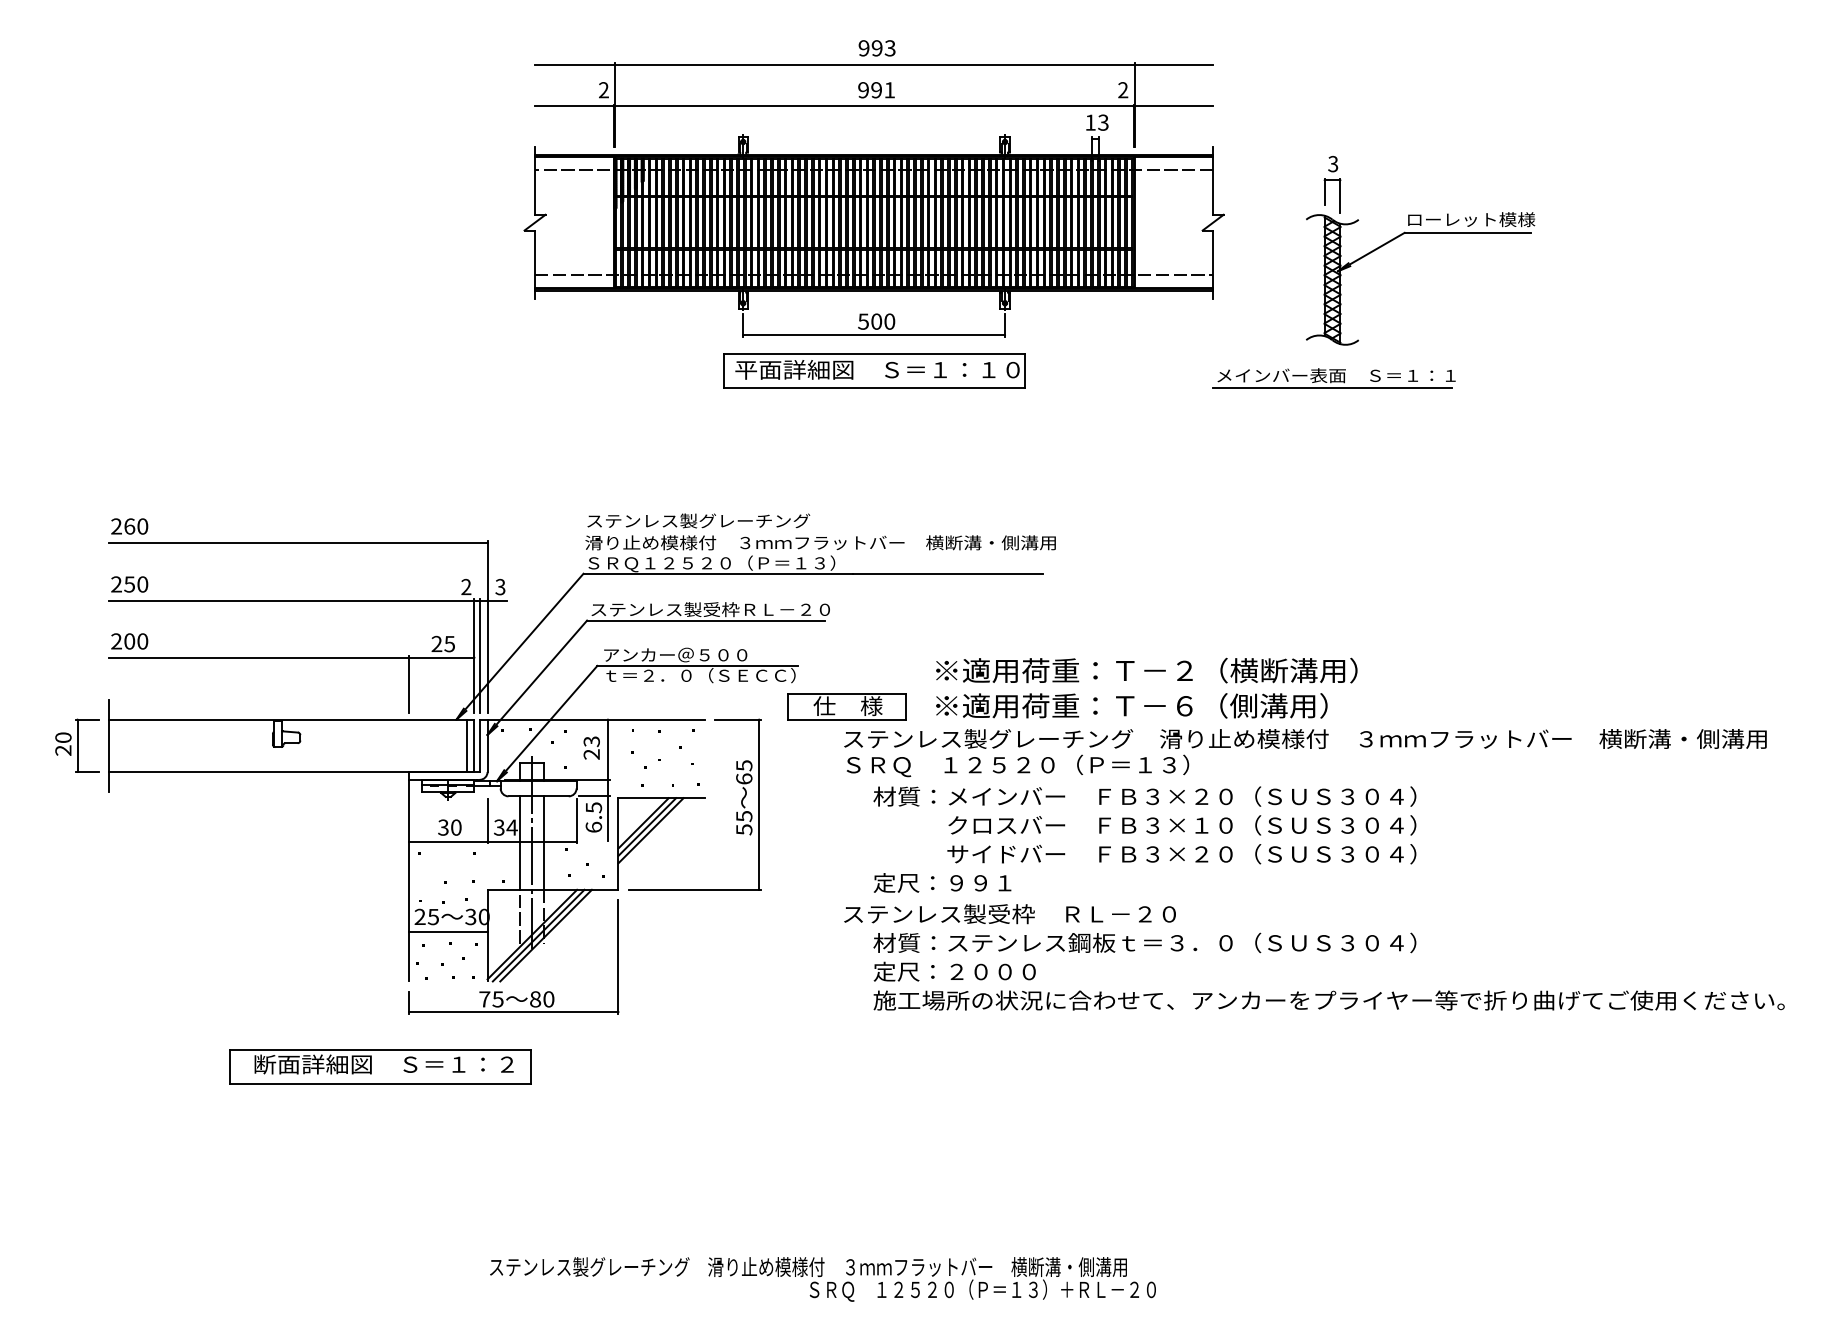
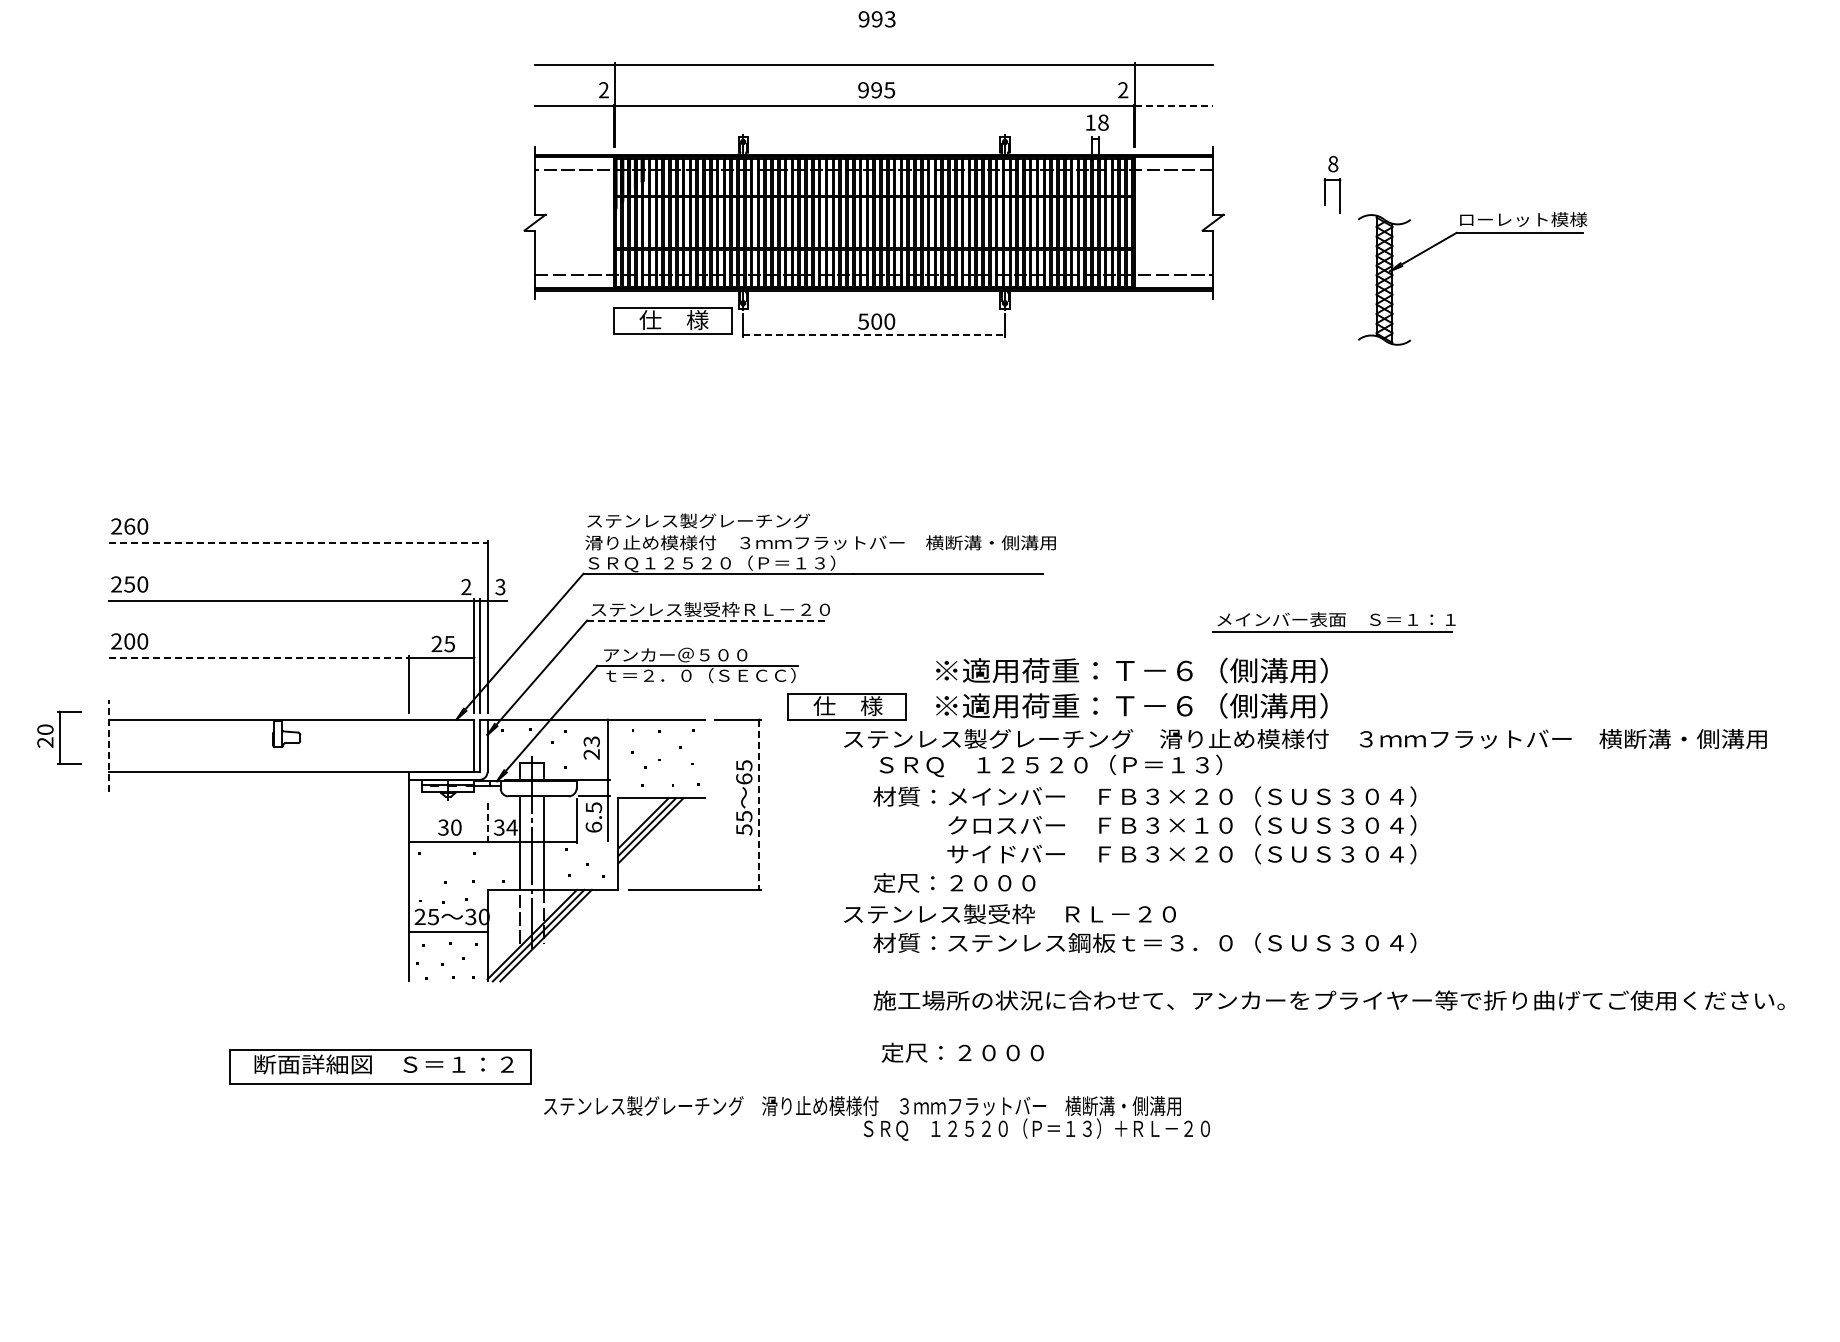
text position: (876, 48) -> (876, 19) (876, 19)
text: 991 -> 995 (889, 90)
line: solid -> dashed (1174, 106)
text: 13 -> 18 (1103, 122)
text: 3 -> 8 (1333, 164)
part position: (1420, 233) -> (1472, 233) (1472, 233)
part: none -> present (672, 320)
line: solid -> dashed (874, 335)
part: present -> none (874, 370)
part position: (1333, 378) -> (1333, 622) (1333, 622)
line: solid -> dashed (298, 542)
line: solid -> dashed (706, 620)
line: solid -> dashed (259, 657)
text: ※適用荷重：Ｔ－２（横断溝用） -> ※適用荷重：Ｔ－６（側溝用） (1267, 670)
part position: (77, 745) -> (59, 737) (59, 737)
line: solid -> dashed (109, 745)
line: present -> none (466, 745)
text position: (1018, 765) -> (1051, 765) (1051, 765)
line: solid -> dashed (759, 805)
line: solid -> dashed (487, 820)
text: 定尺：９９１ -> 定尺：２０００ (992, 883)
text position: (954, 971) -> (962, 1052) (962, 1052)
part: present -> none (502, 991)
text position: (822, 1279) -> (876, 1118) (876, 1118)
